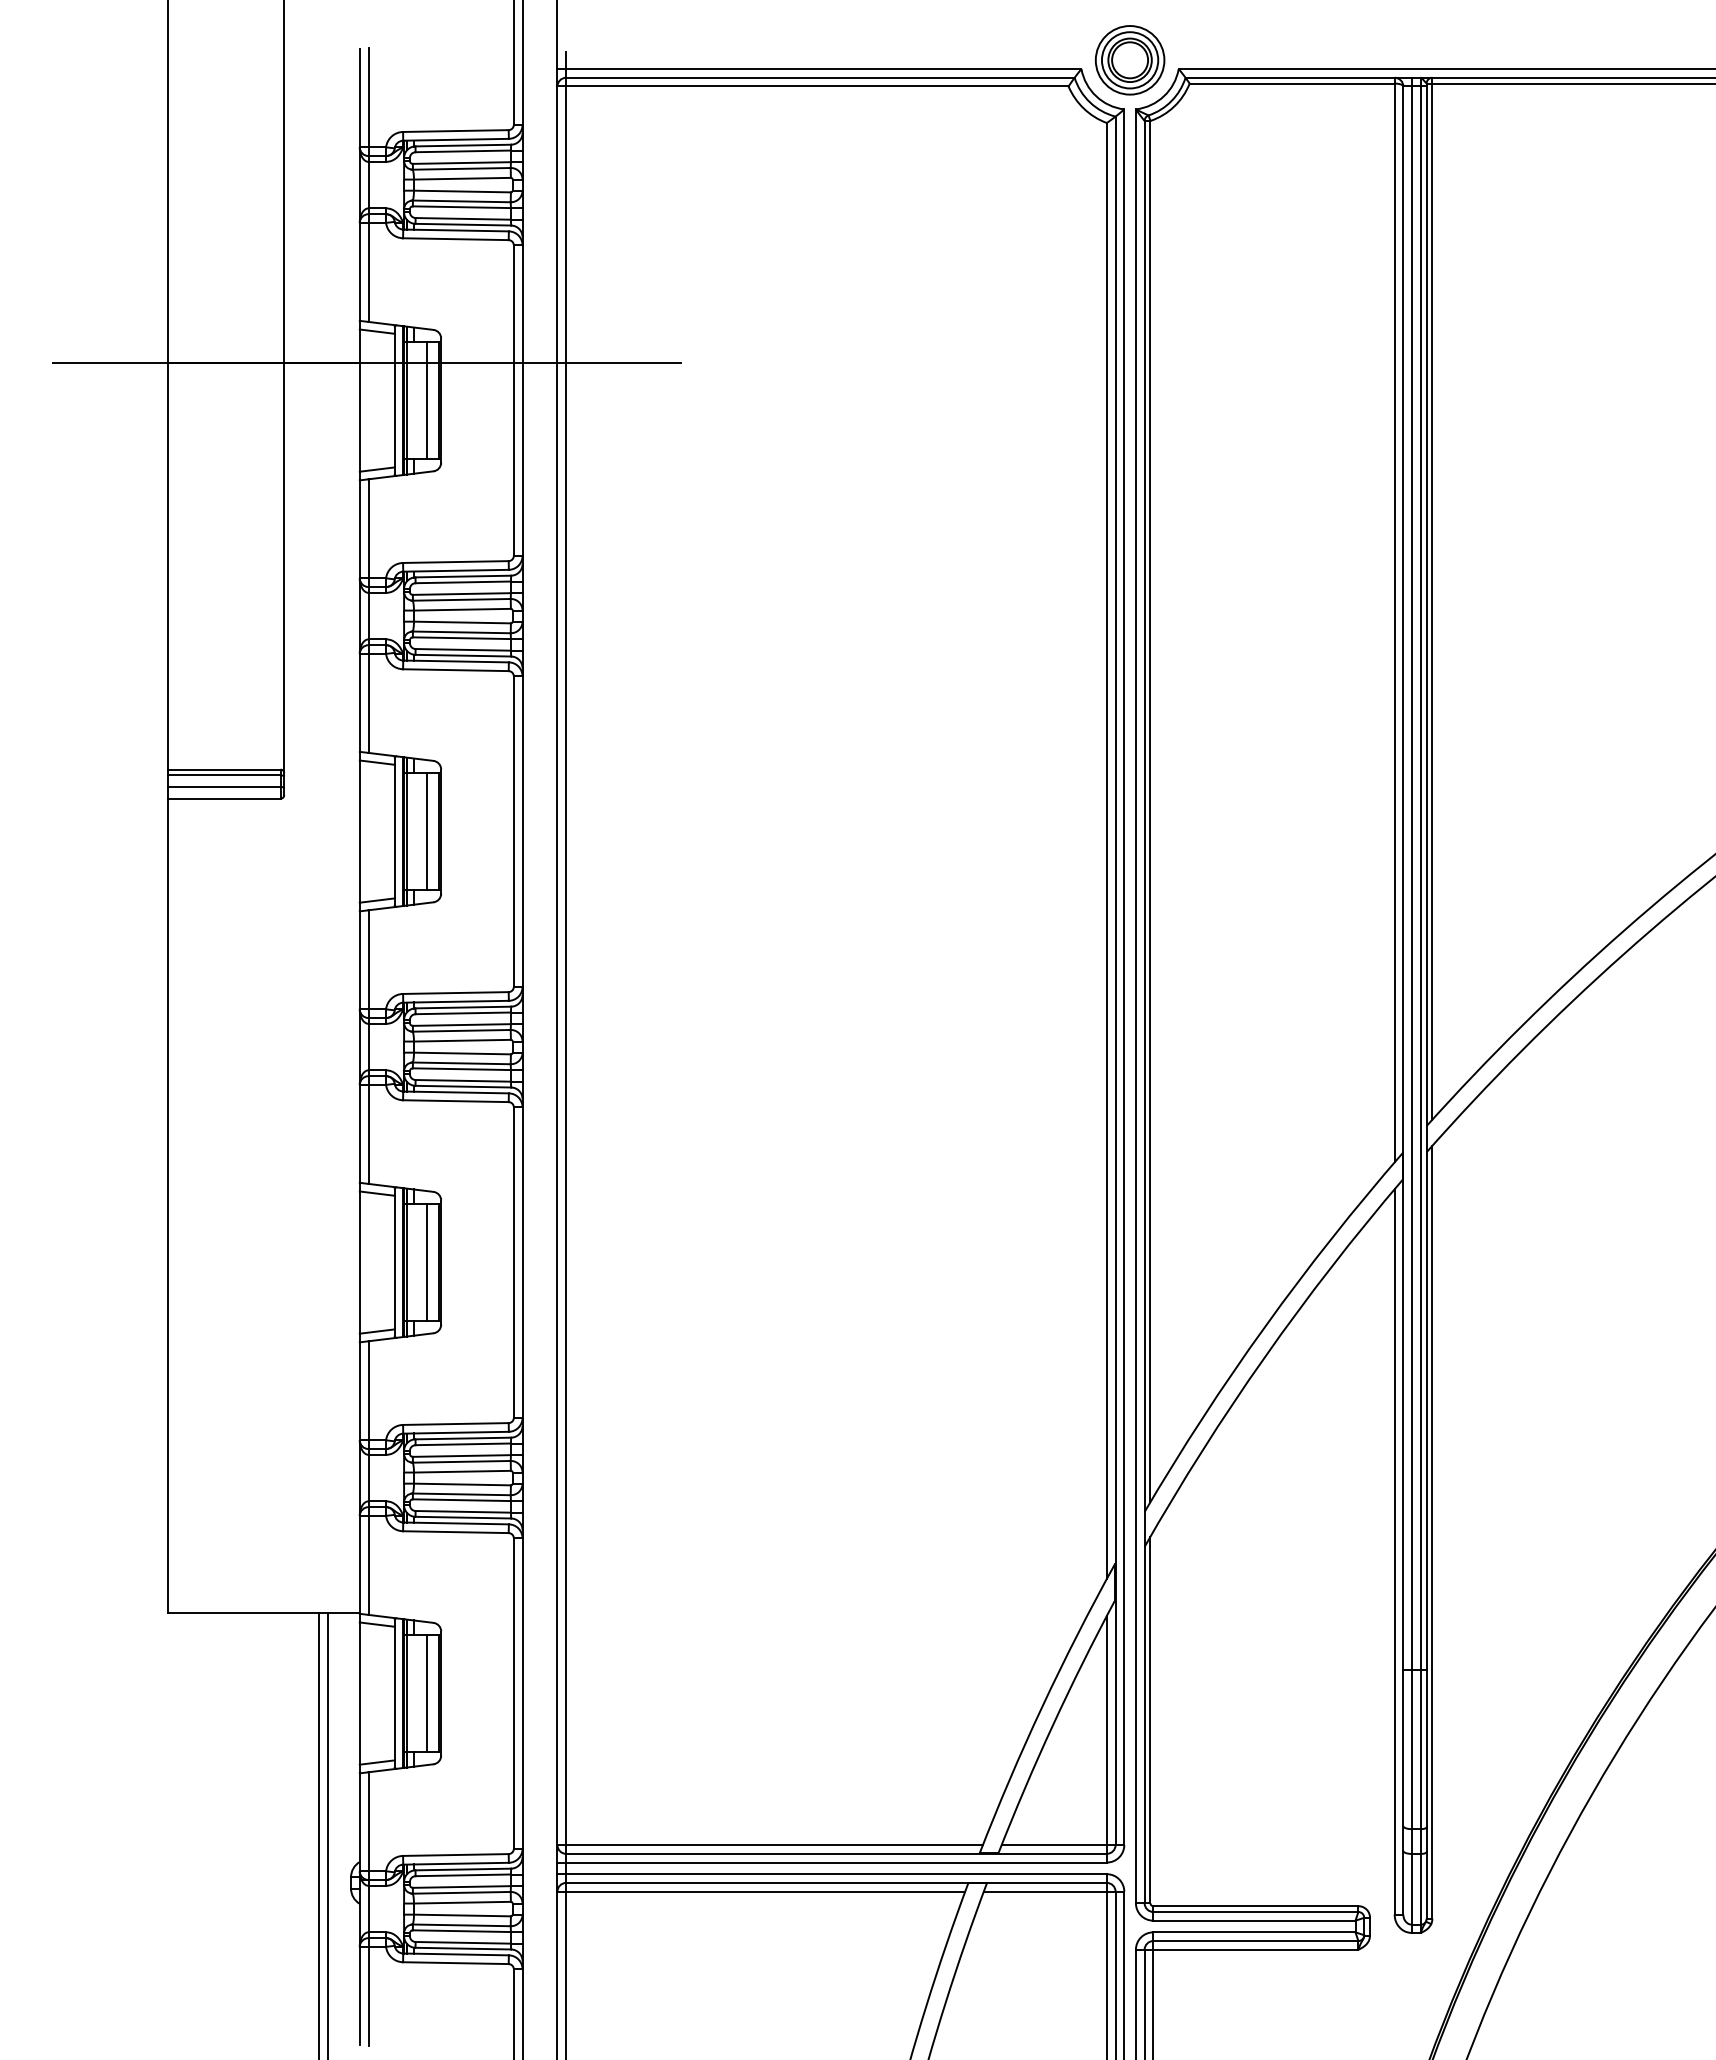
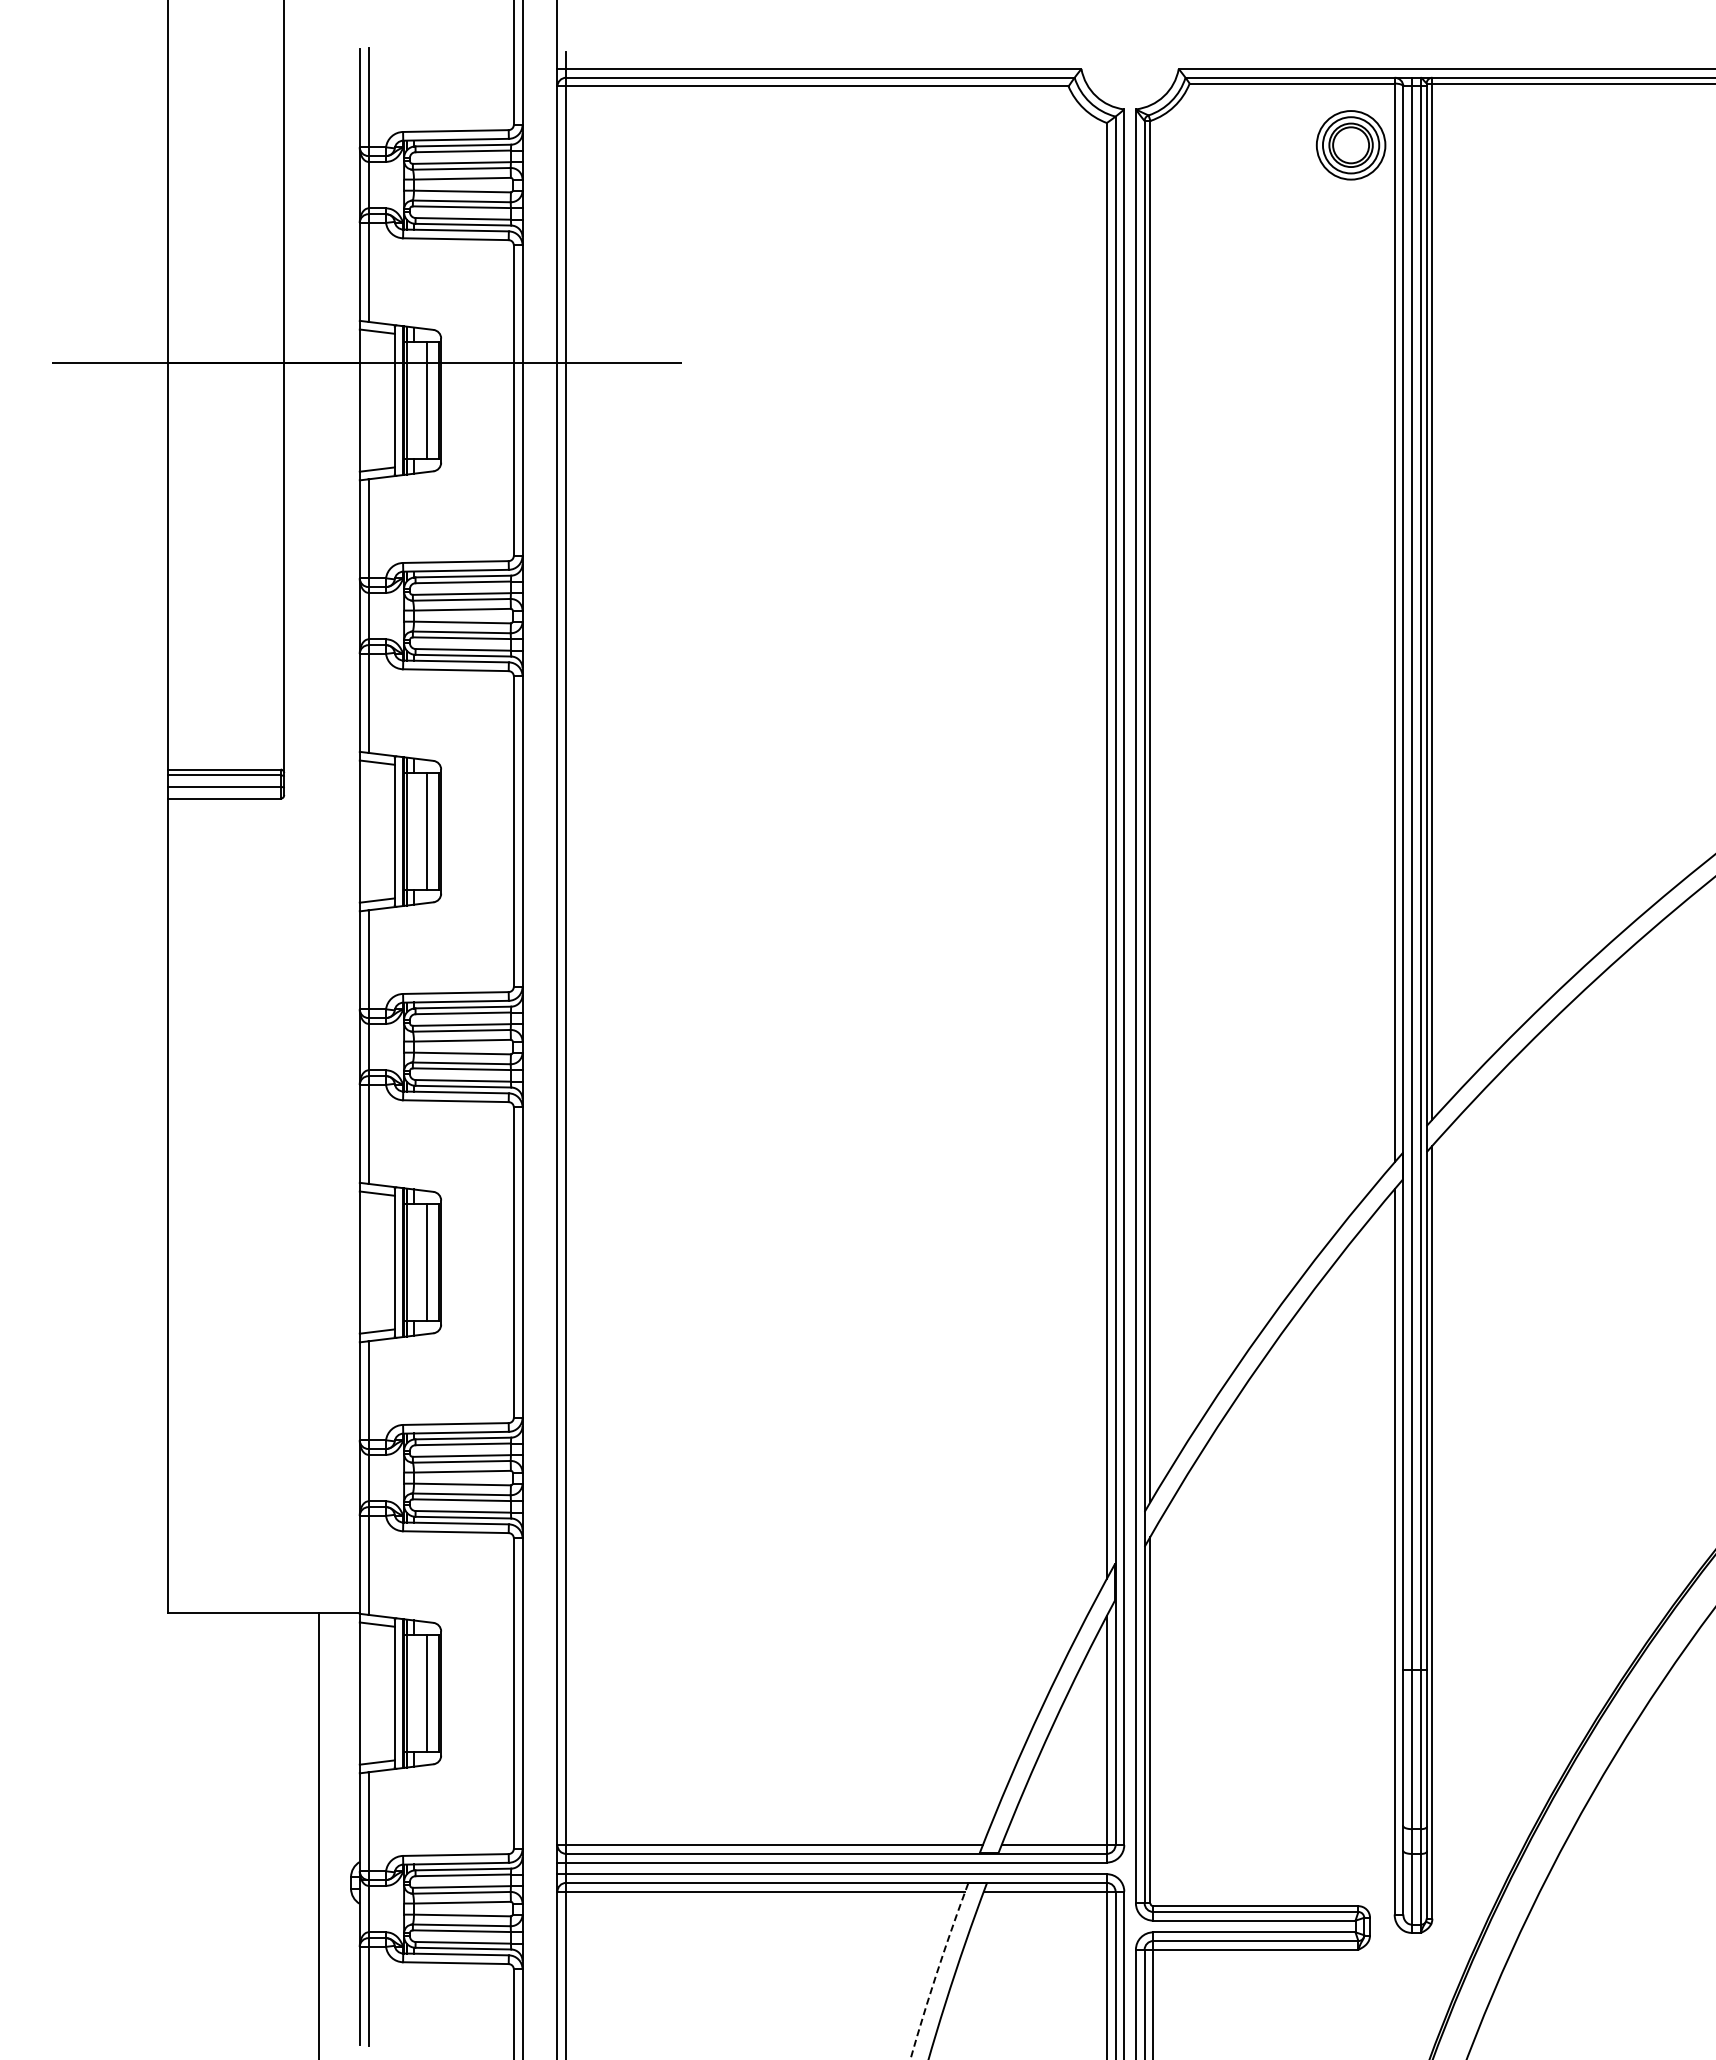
part position: (1129, 60) -> (1350, 145) (1350, 145)
line: present -> none (327, 1834)
arc: solid -> dashed (937, 1971)
